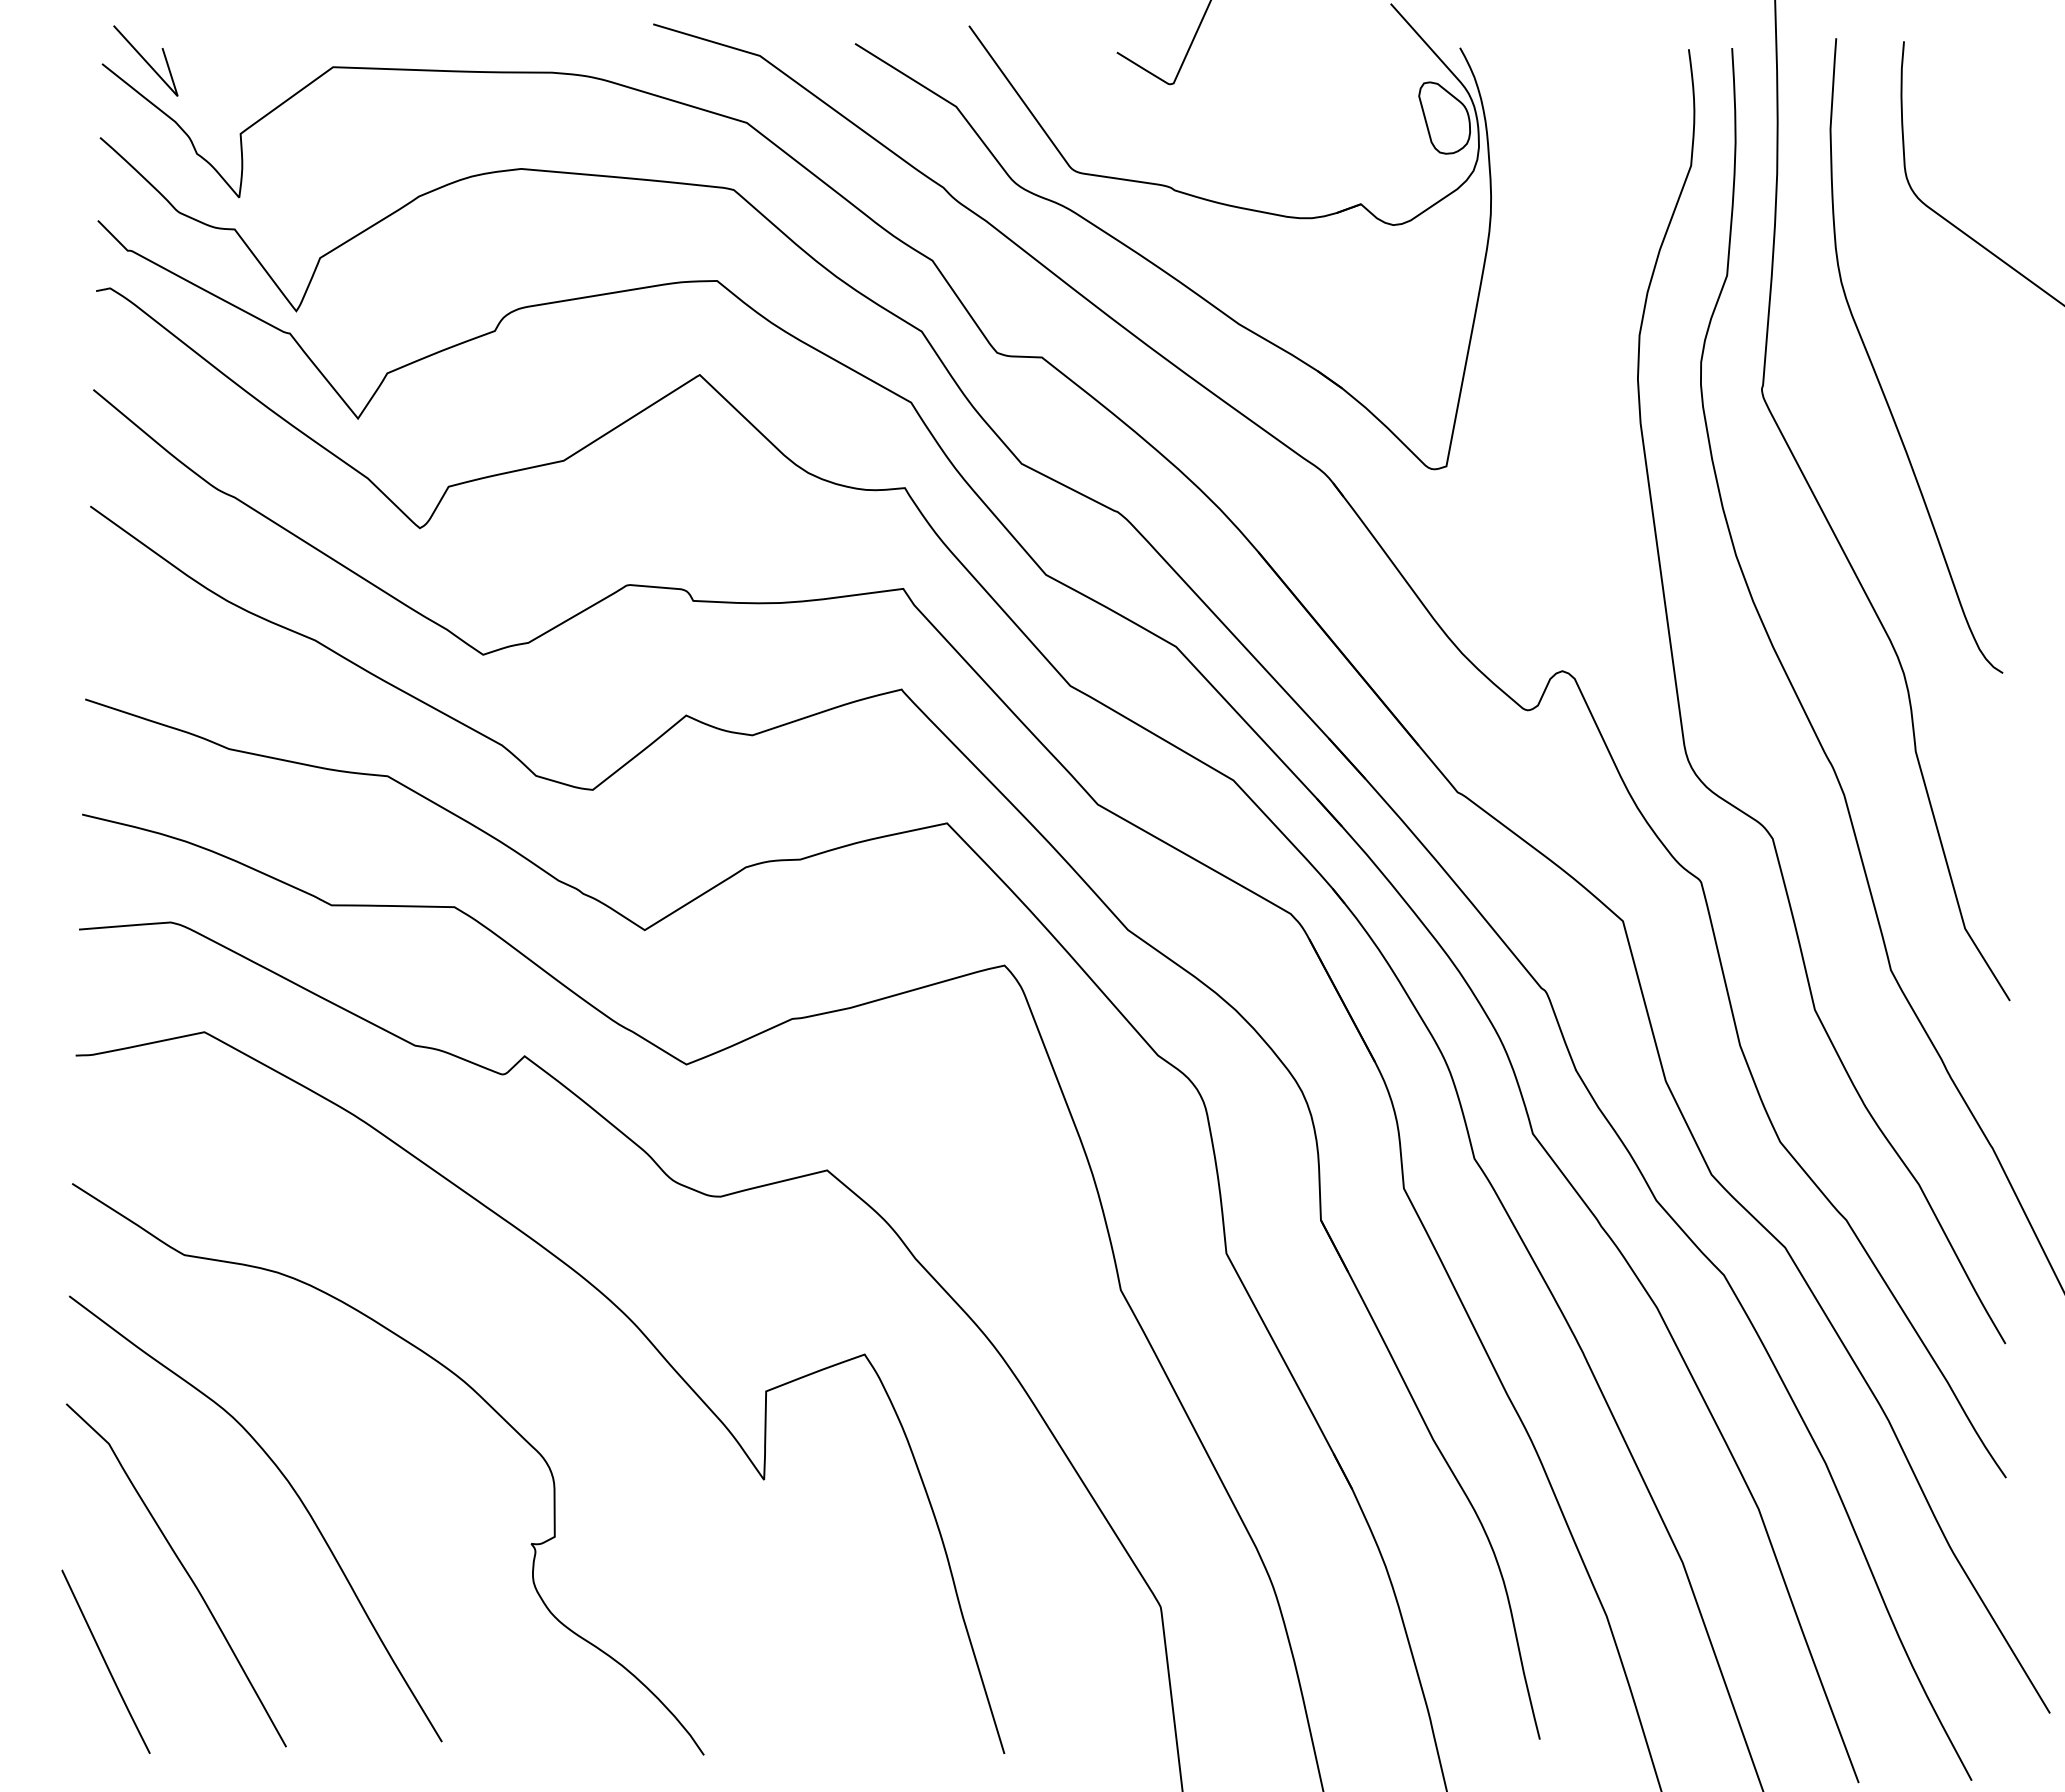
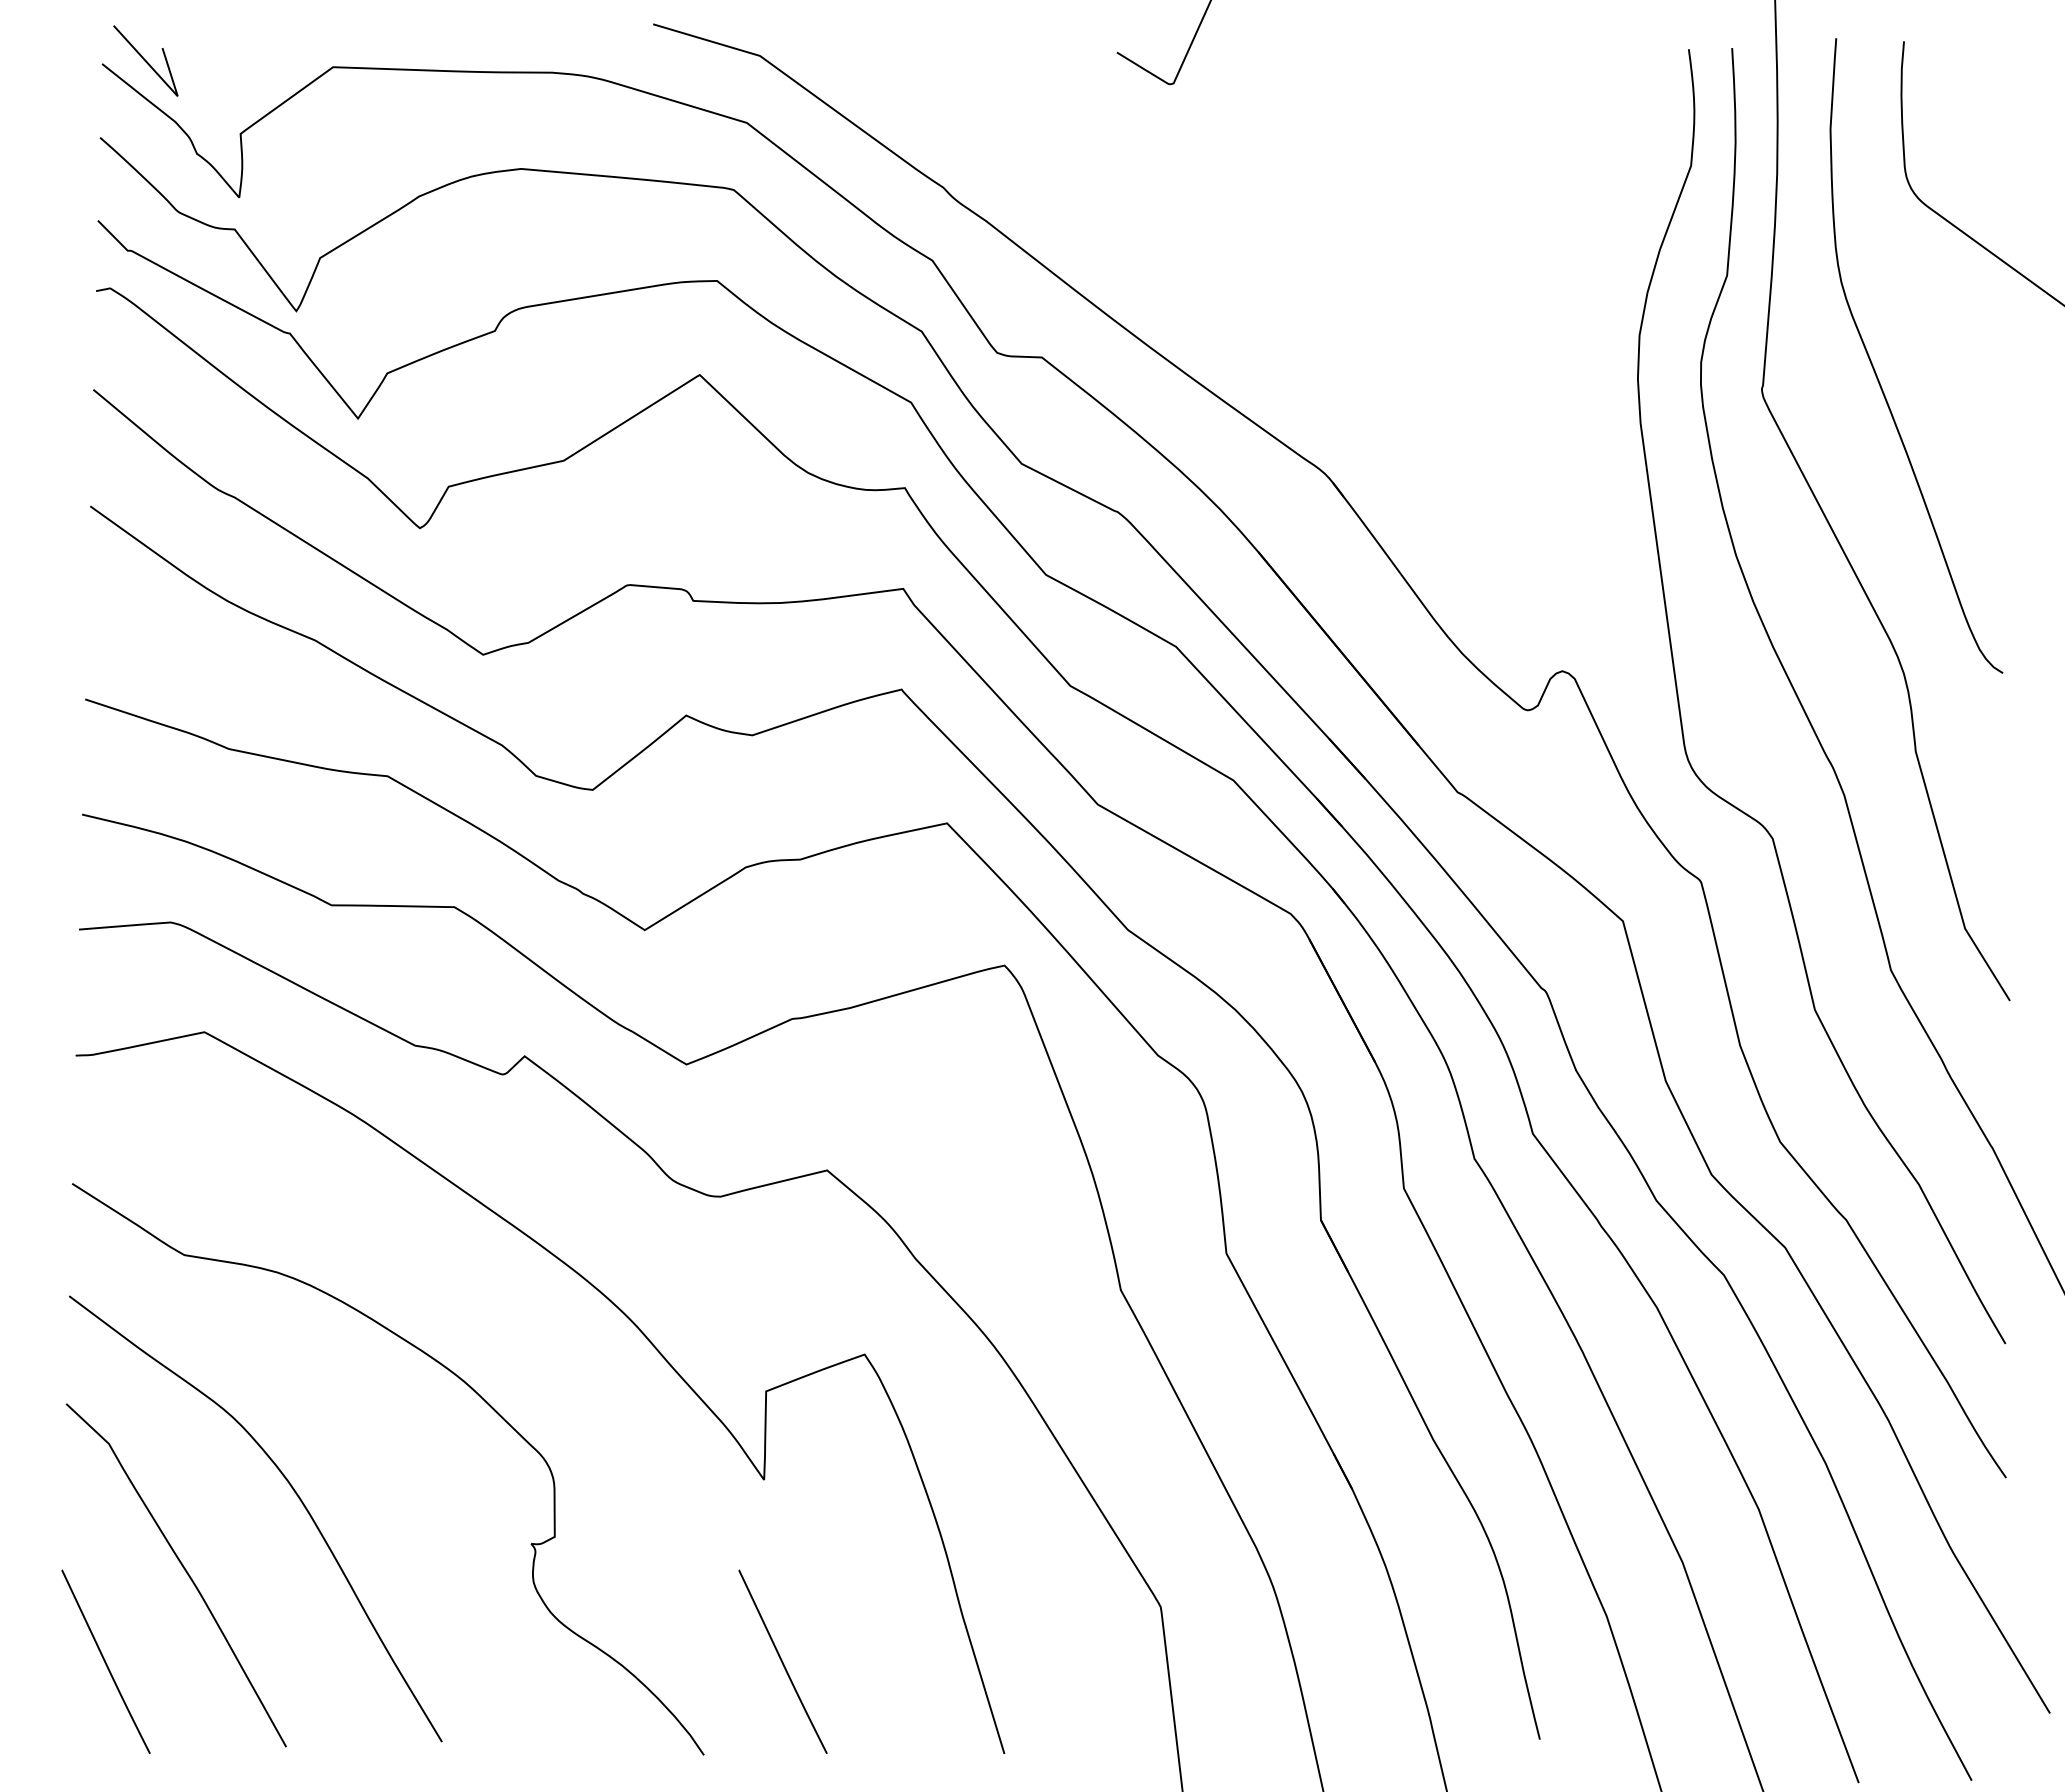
part: present -> none (1153, 262)
line: none -> present (782, 1661)
